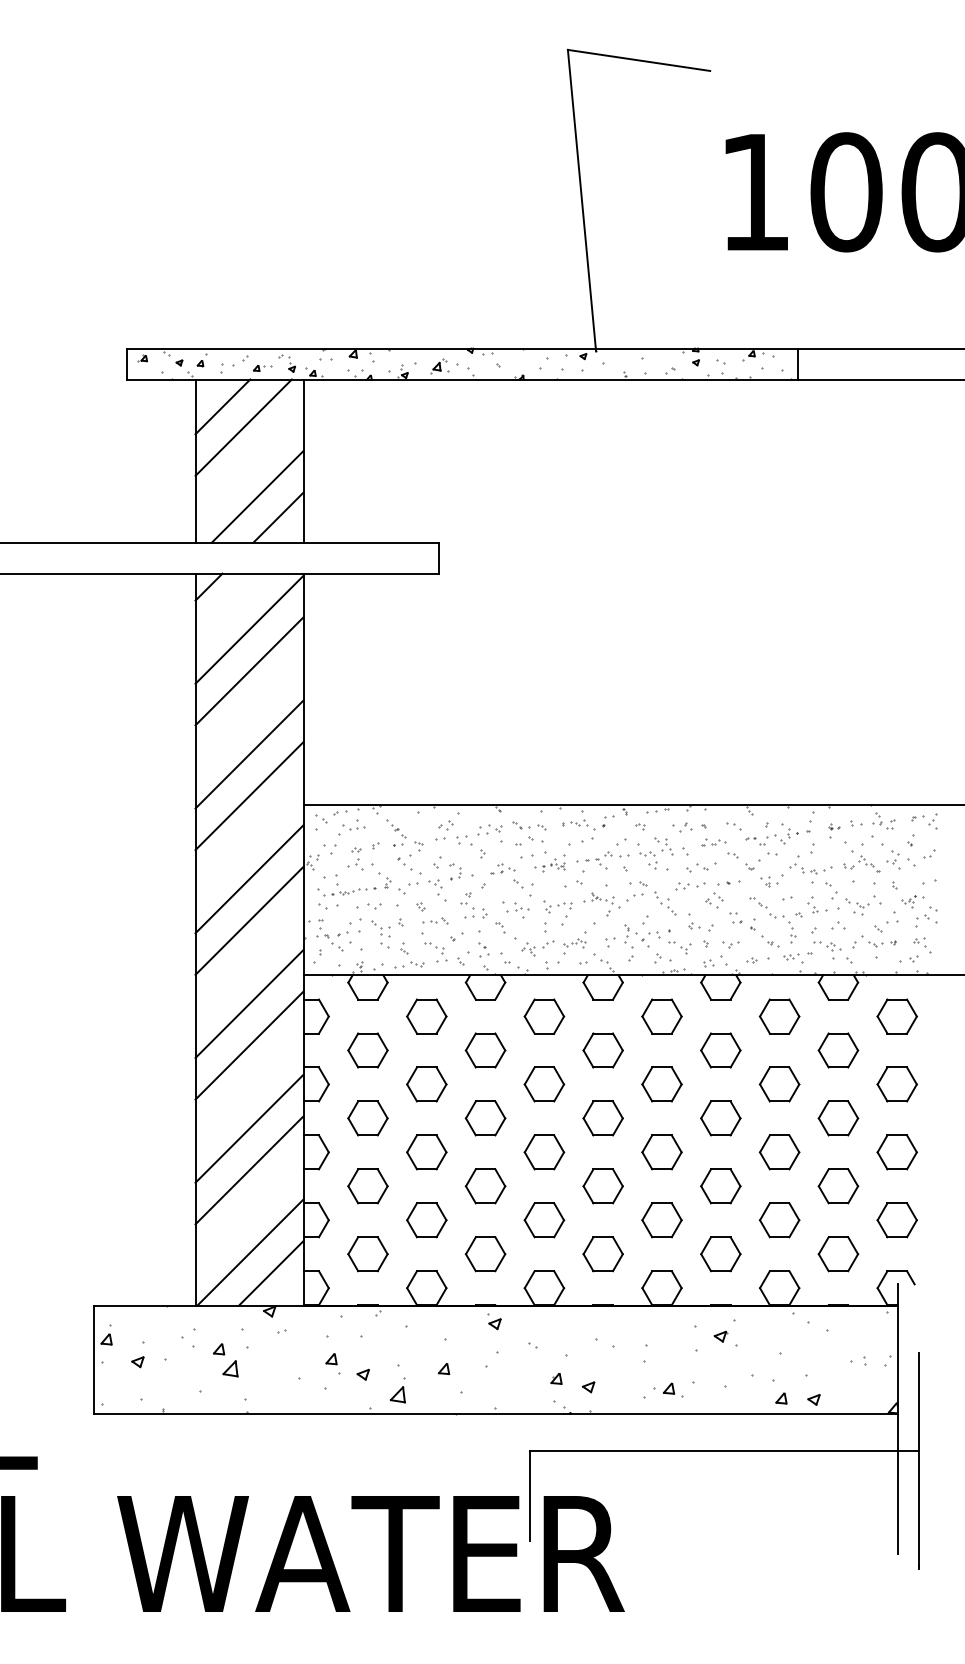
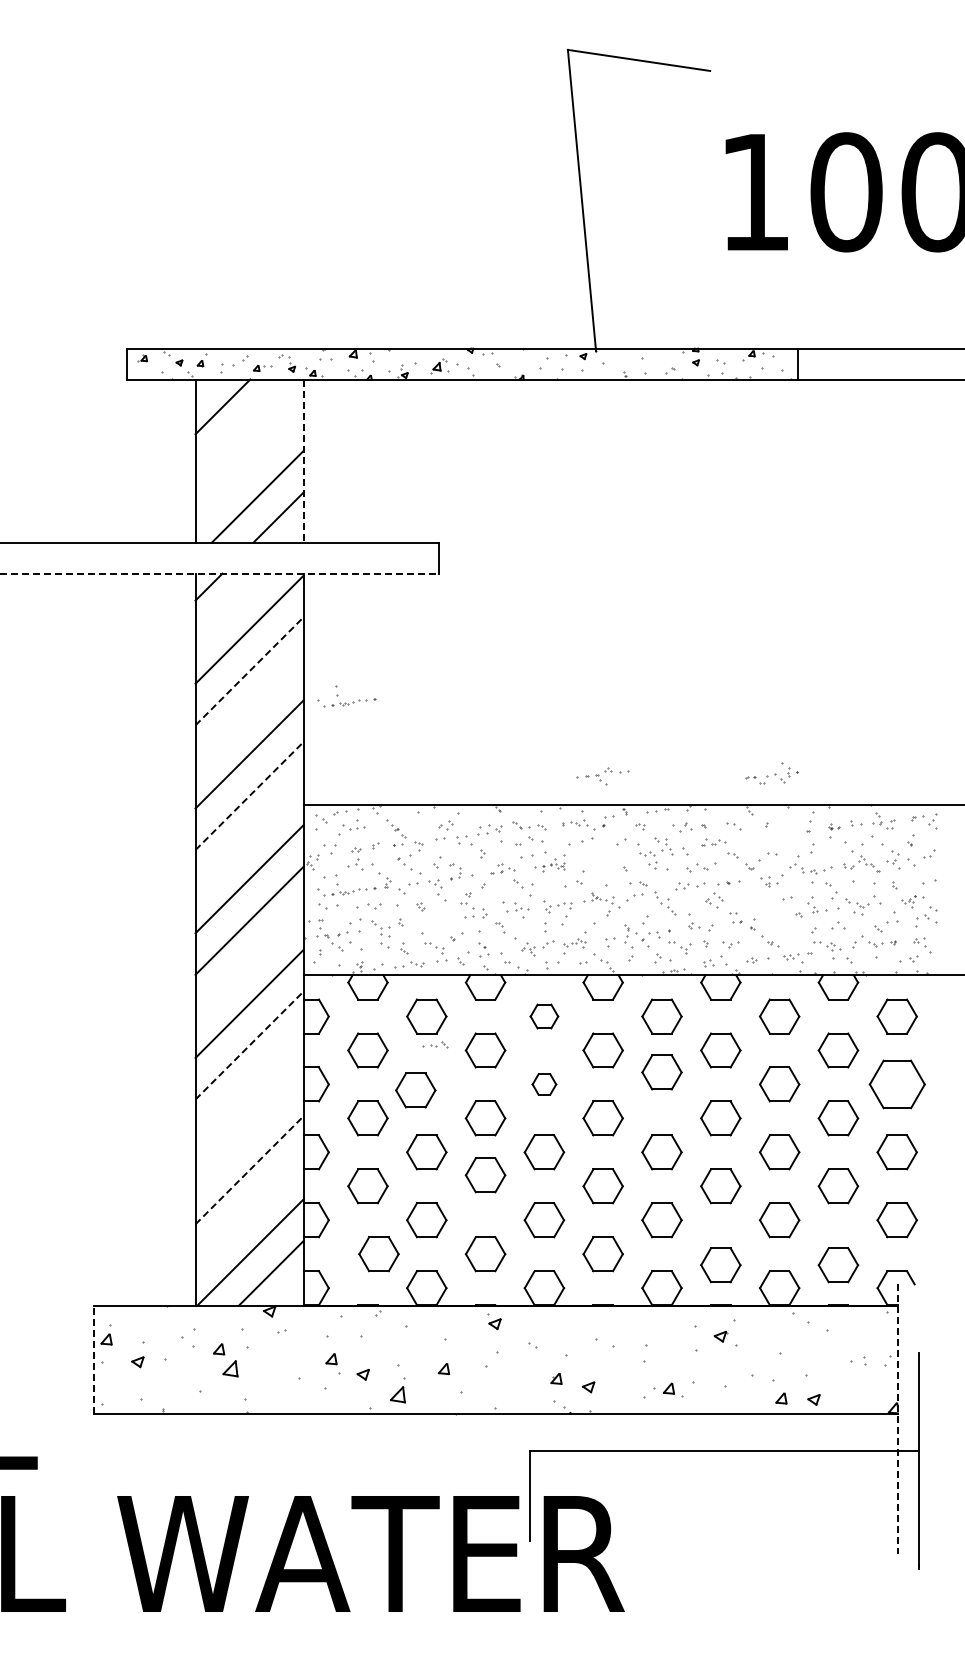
line: present -> none (243, 427)
line: solid -> dashed (303, 461)
line: solid -> dashed (219, 573)
line: solid -> dashed (249, 670)
part: none -> present (345, 702)
line: solid -> dashed (249, 795)
part position: (771, 834) -> (771, 773) (771, 773)
part position: (602, 860) -> (602, 776) (602, 776)
part position: (435, 920) -> (435, 1044) (435, 1044)
part: present -> none (772, 920)
part size: 43x37 px -> 31x27 px (544, 1016)
line: solid -> dashed (249, 1045)
part position: (426, 1084) -> (415, 1090) (415, 1090)
part size: 43x37 px -> 27x23 px (544, 1084)
part position: (661, 1084) -> (661, 1072) (661, 1072)
part size: 42x37 px -> 58x51 px (896, 1084)
line: present -> none (249, 1128)
line: solid -> dashed (249, 1169)
part position: (485, 1186) -> (485, 1175) (485, 1175)
part position: (367, 1254) -> (378, 1254) (378, 1254)
part position: (720, 1254) -> (720, 1265) (720, 1265)
part position: (838, 1254) -> (838, 1265) (838, 1265)
line: solid -> dashed (94, 1359)
line: solid -> dashed (897, 1419)
